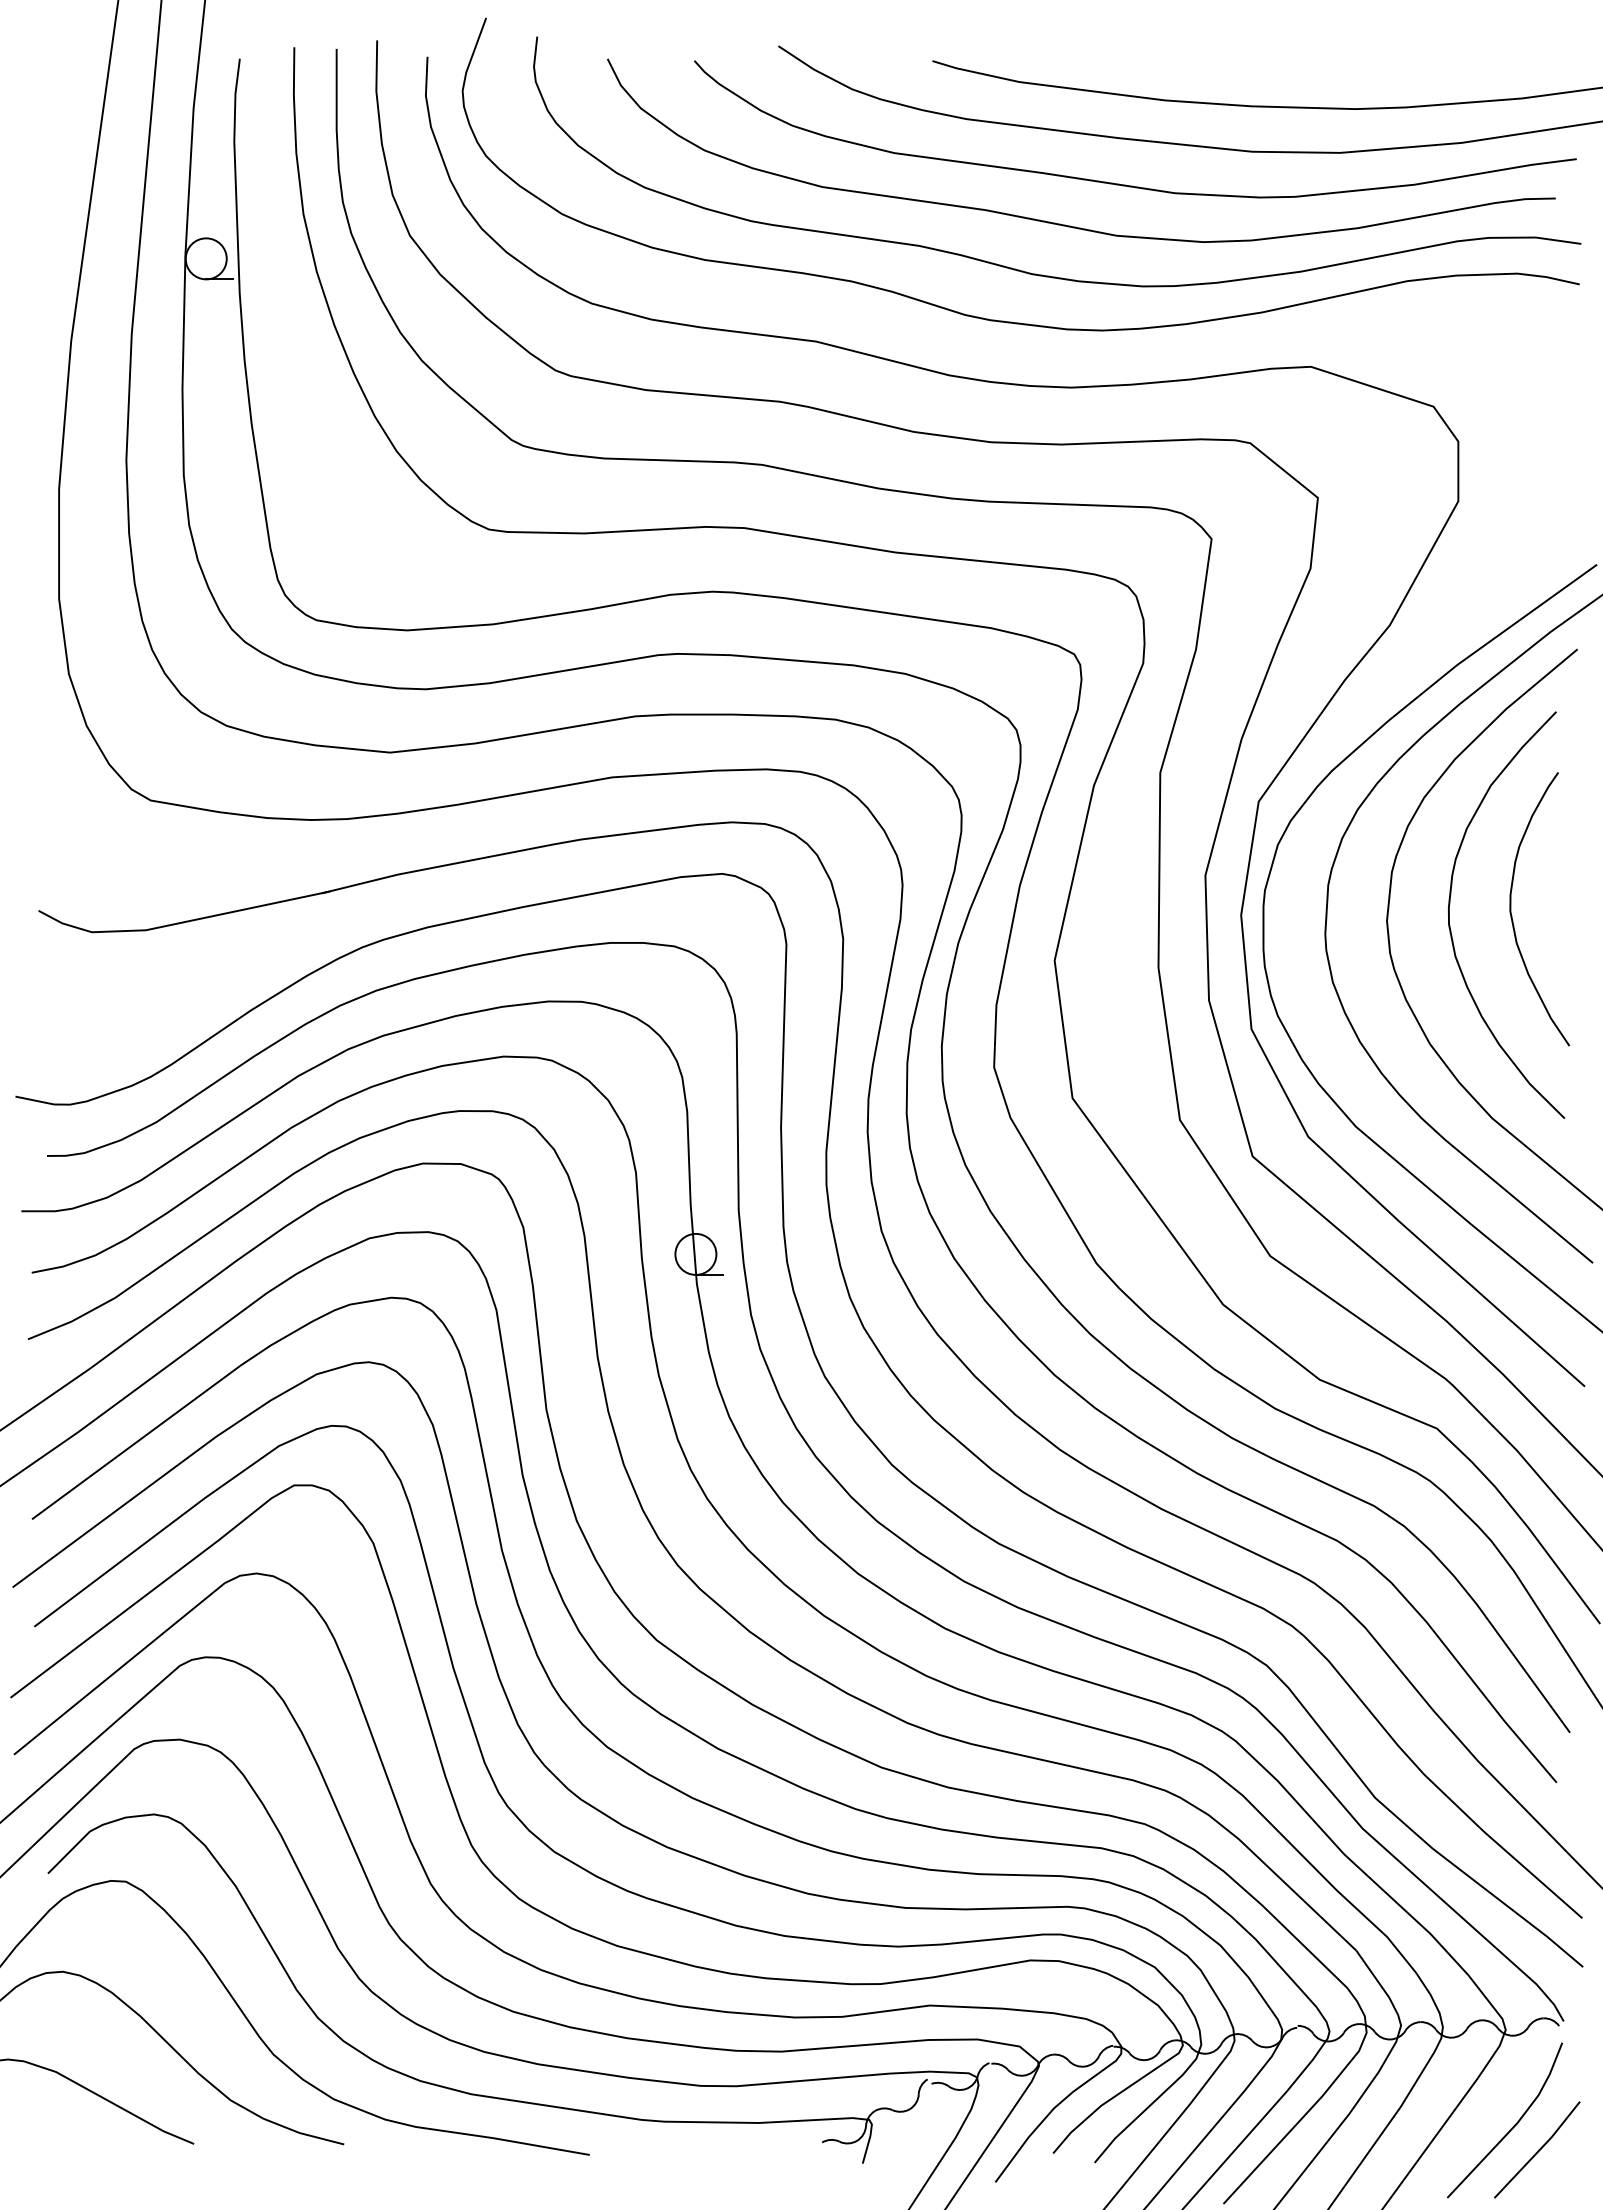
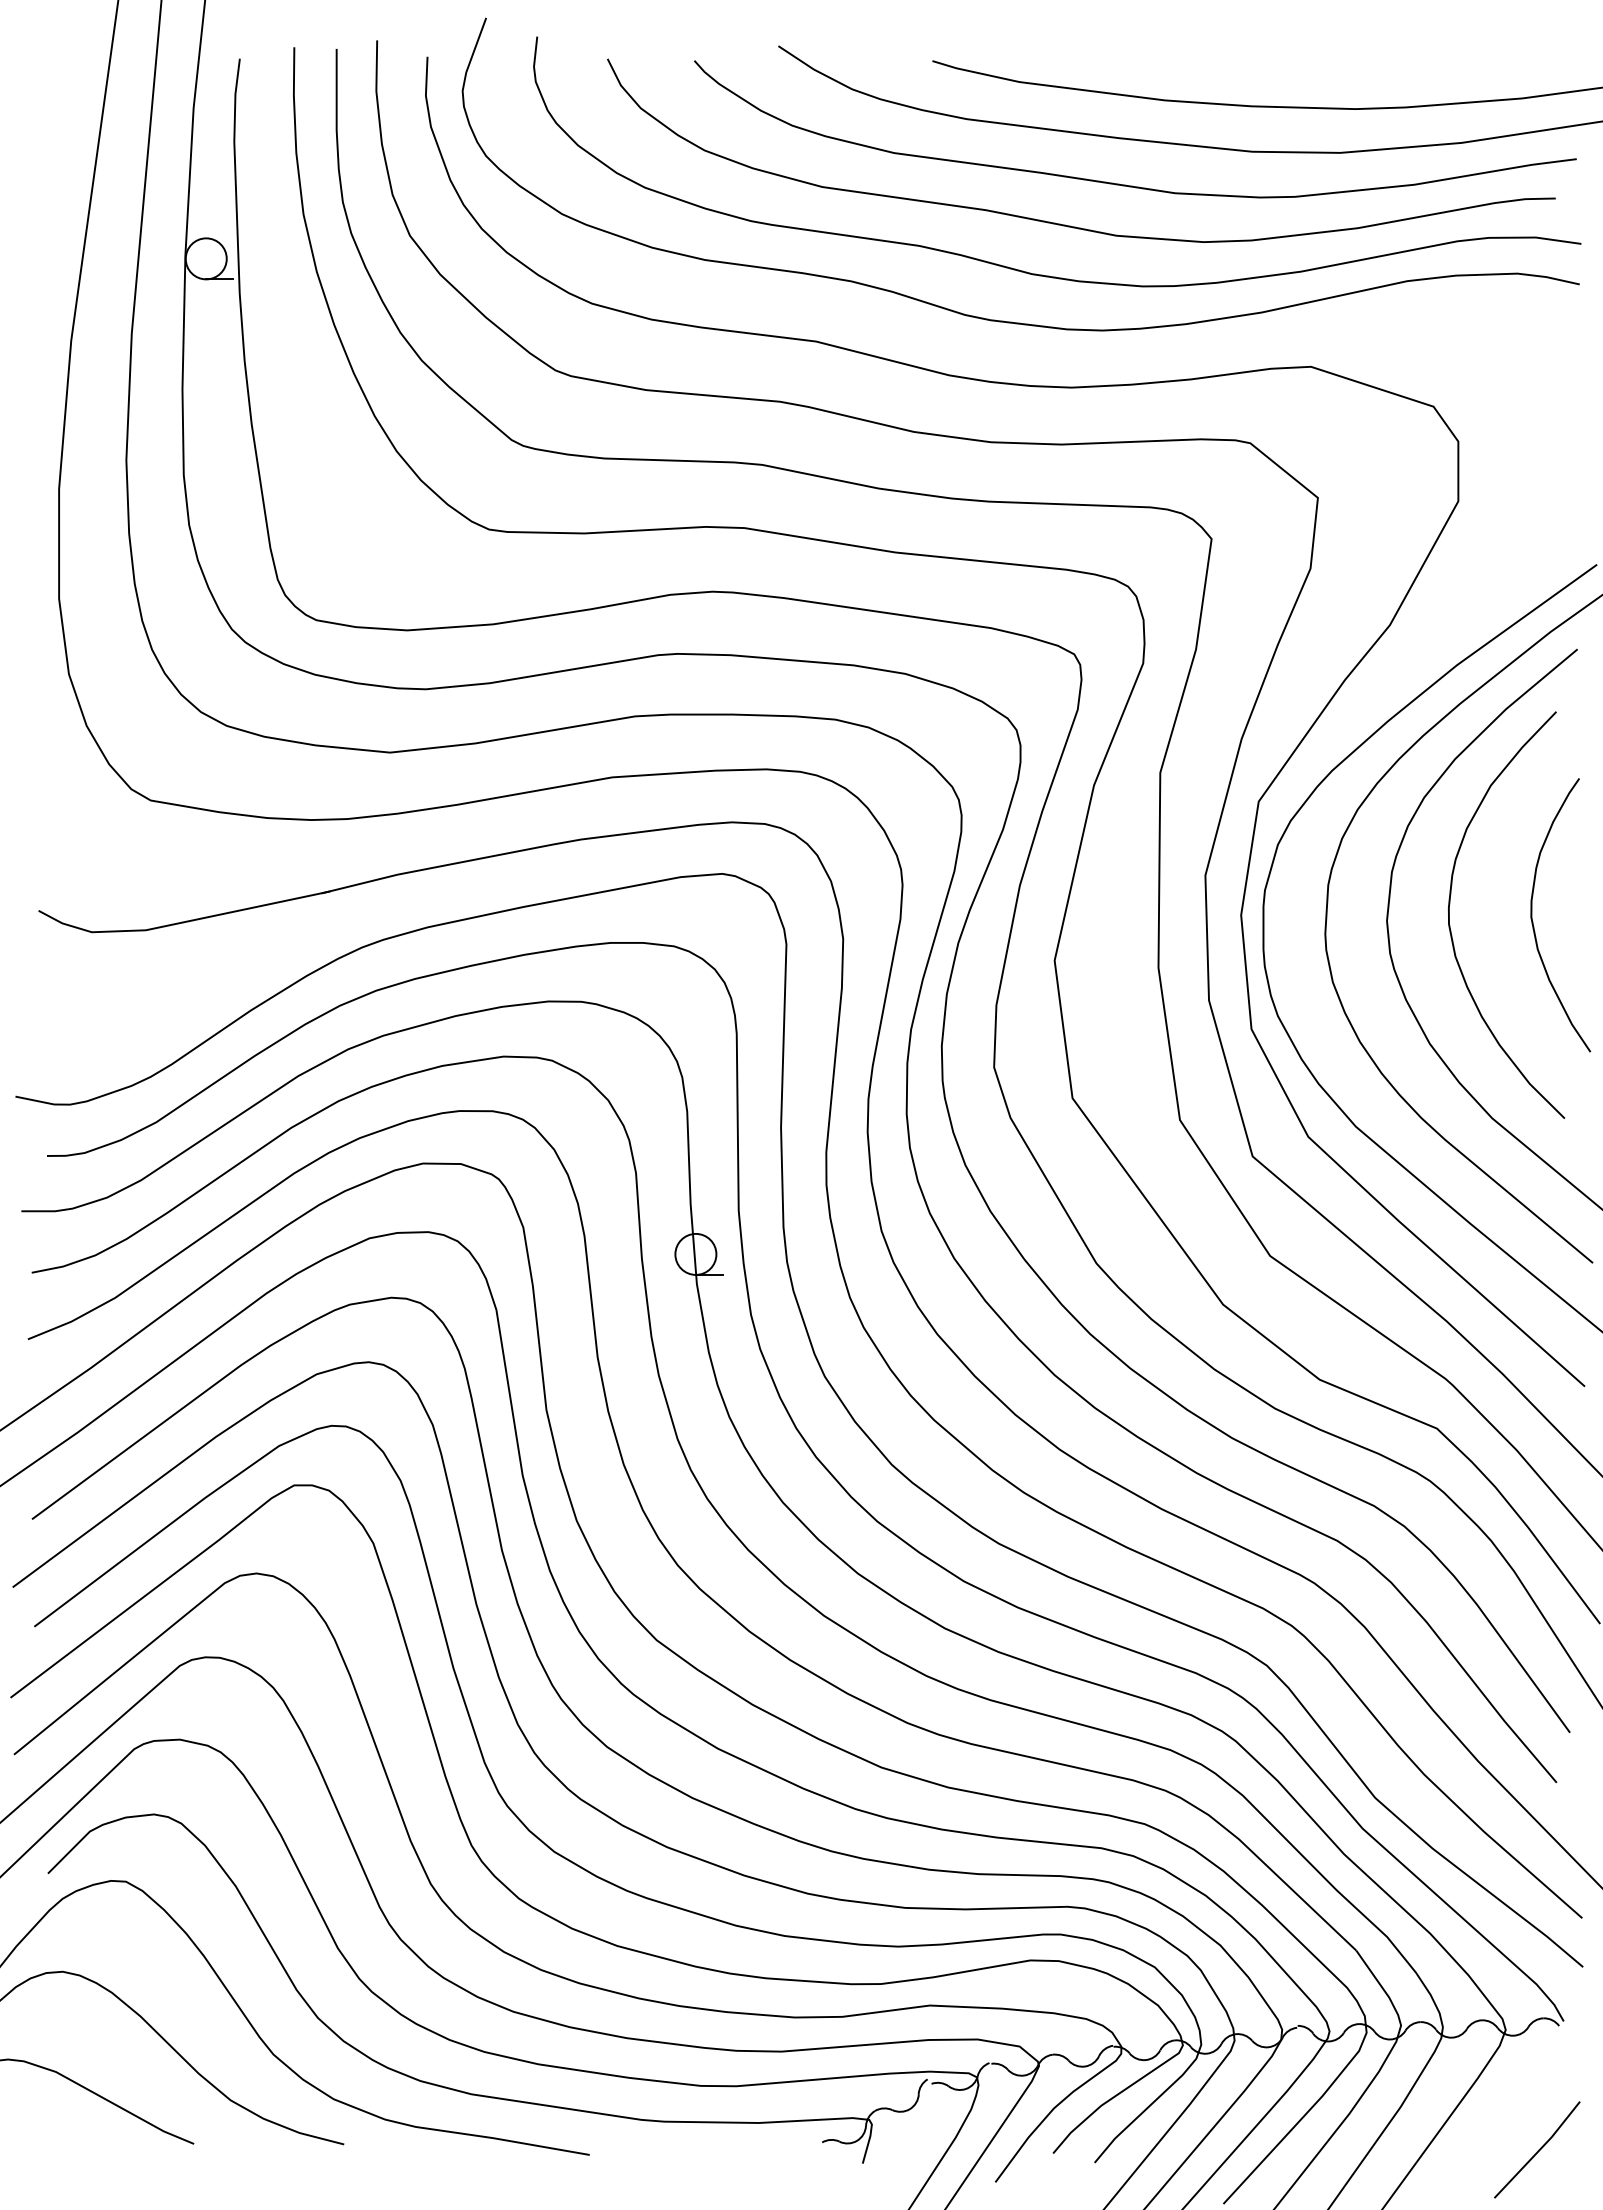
curve position: (1512, 915) -> (1533, 921) (1533, 921)
line: present -> none (1512, 2126)
